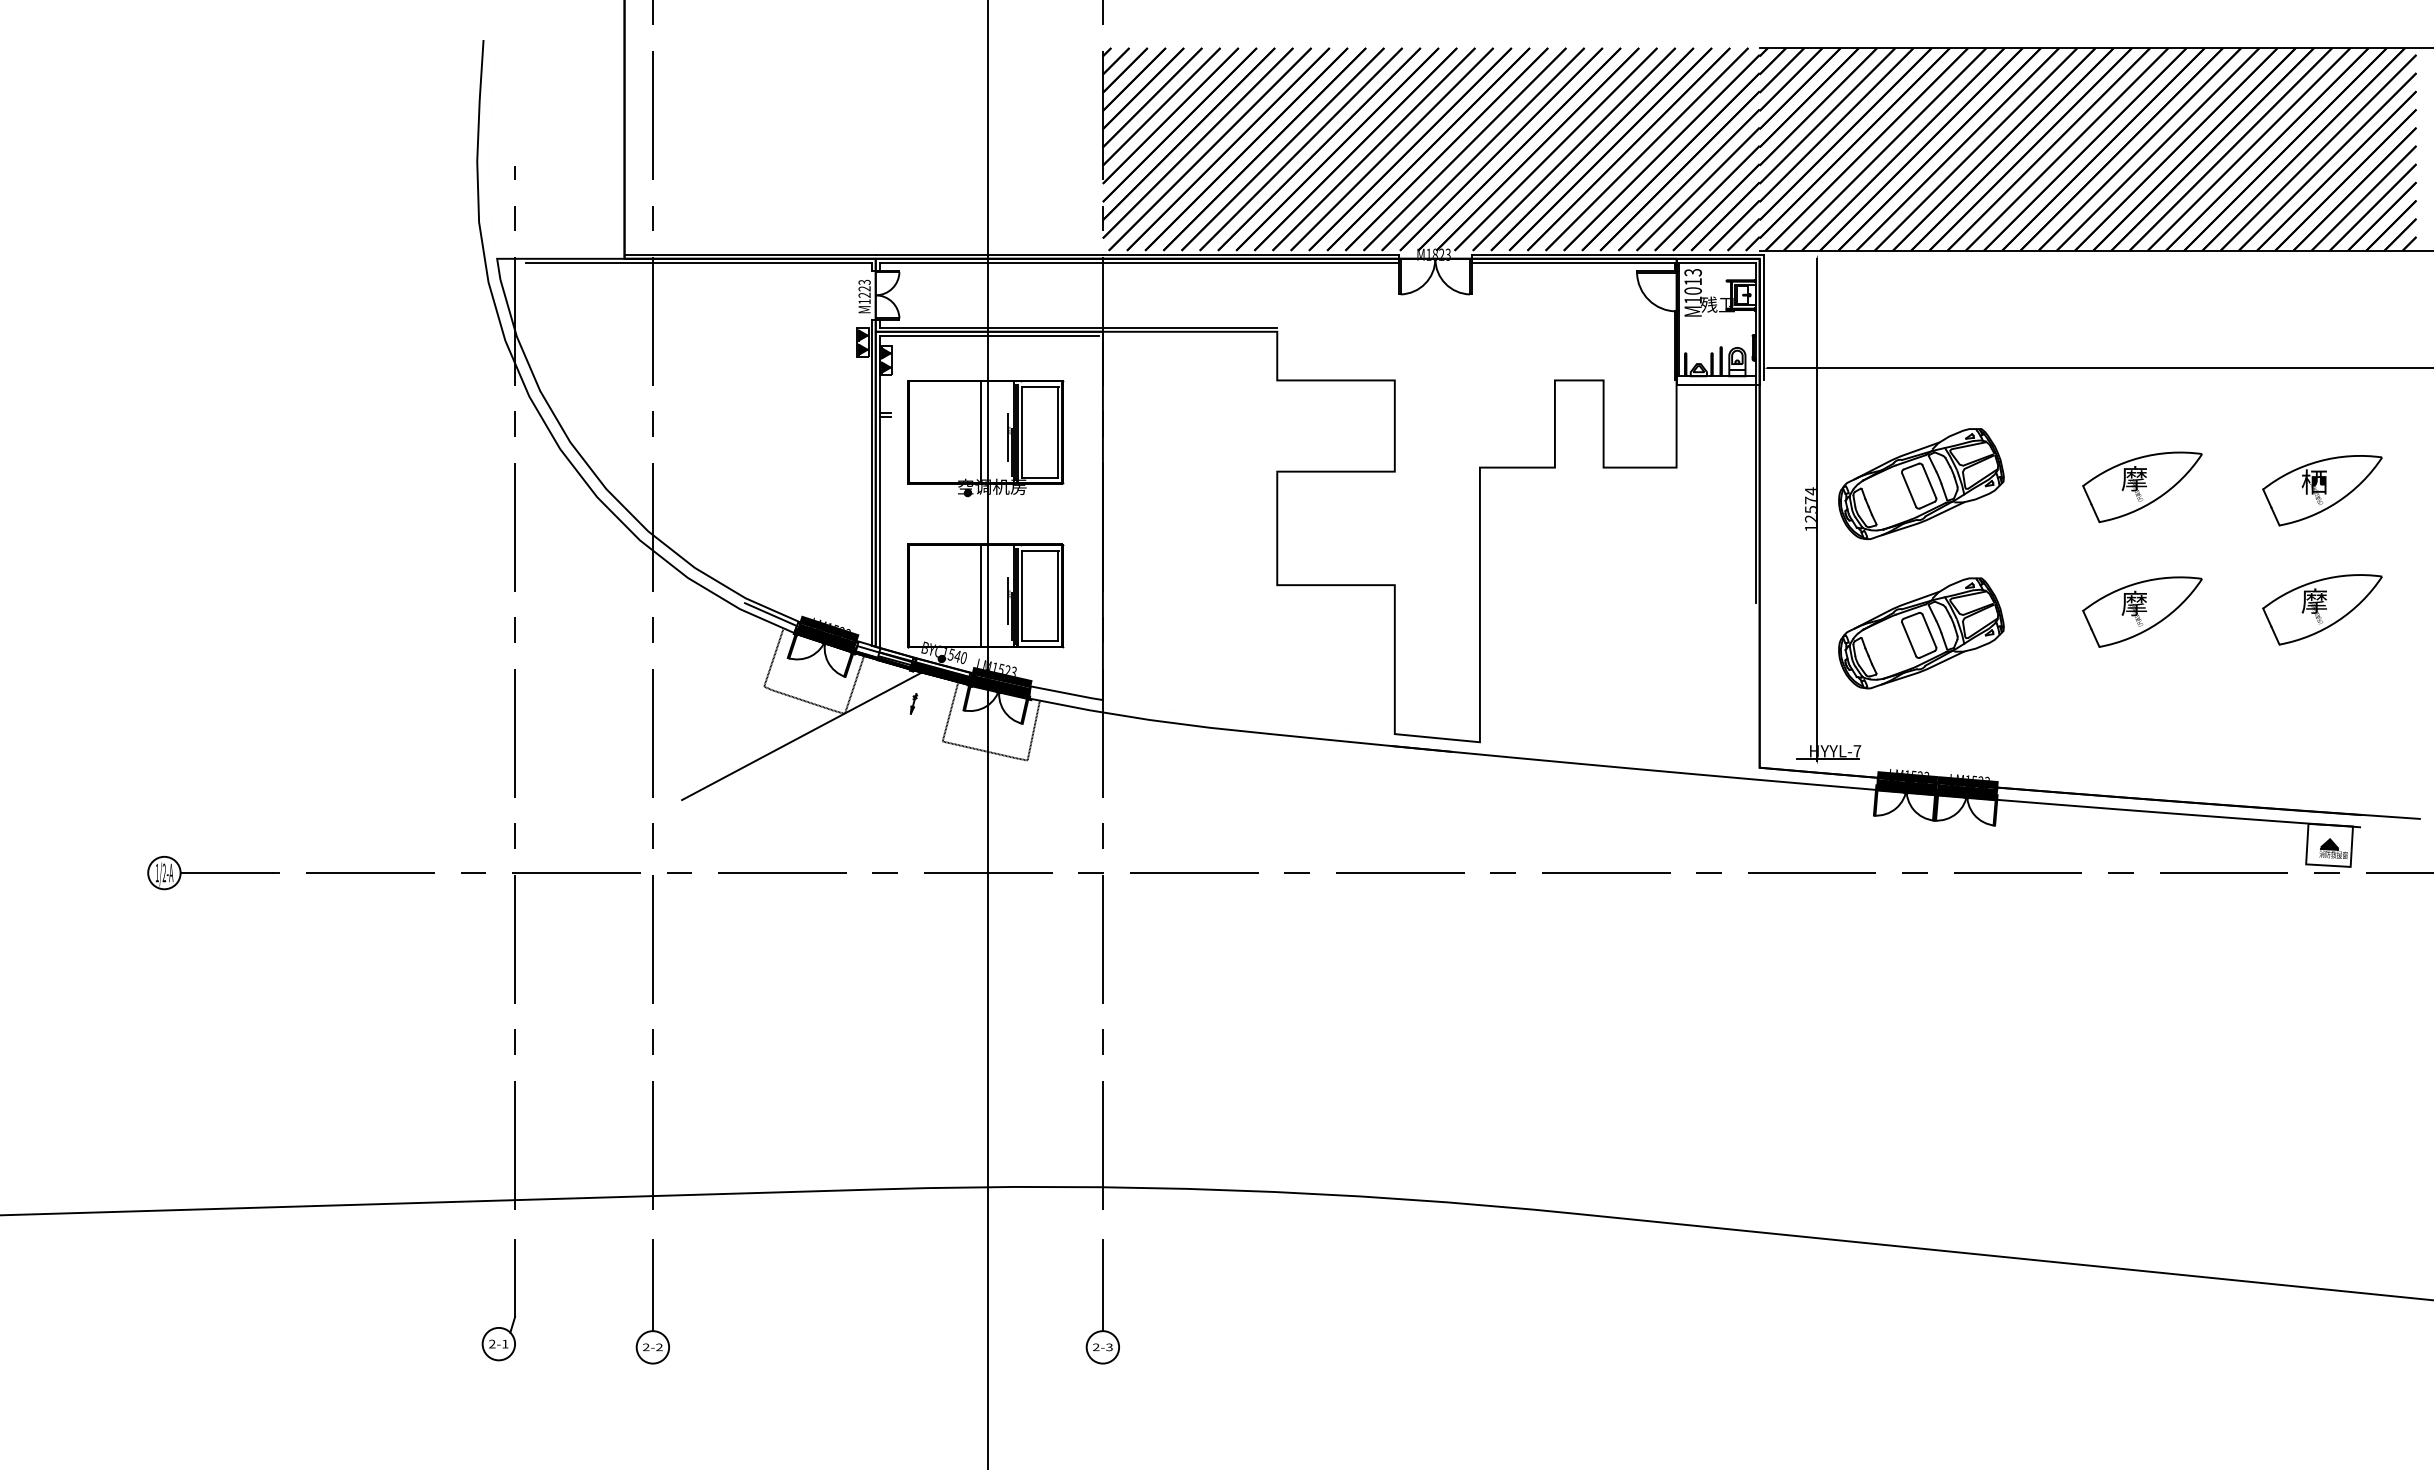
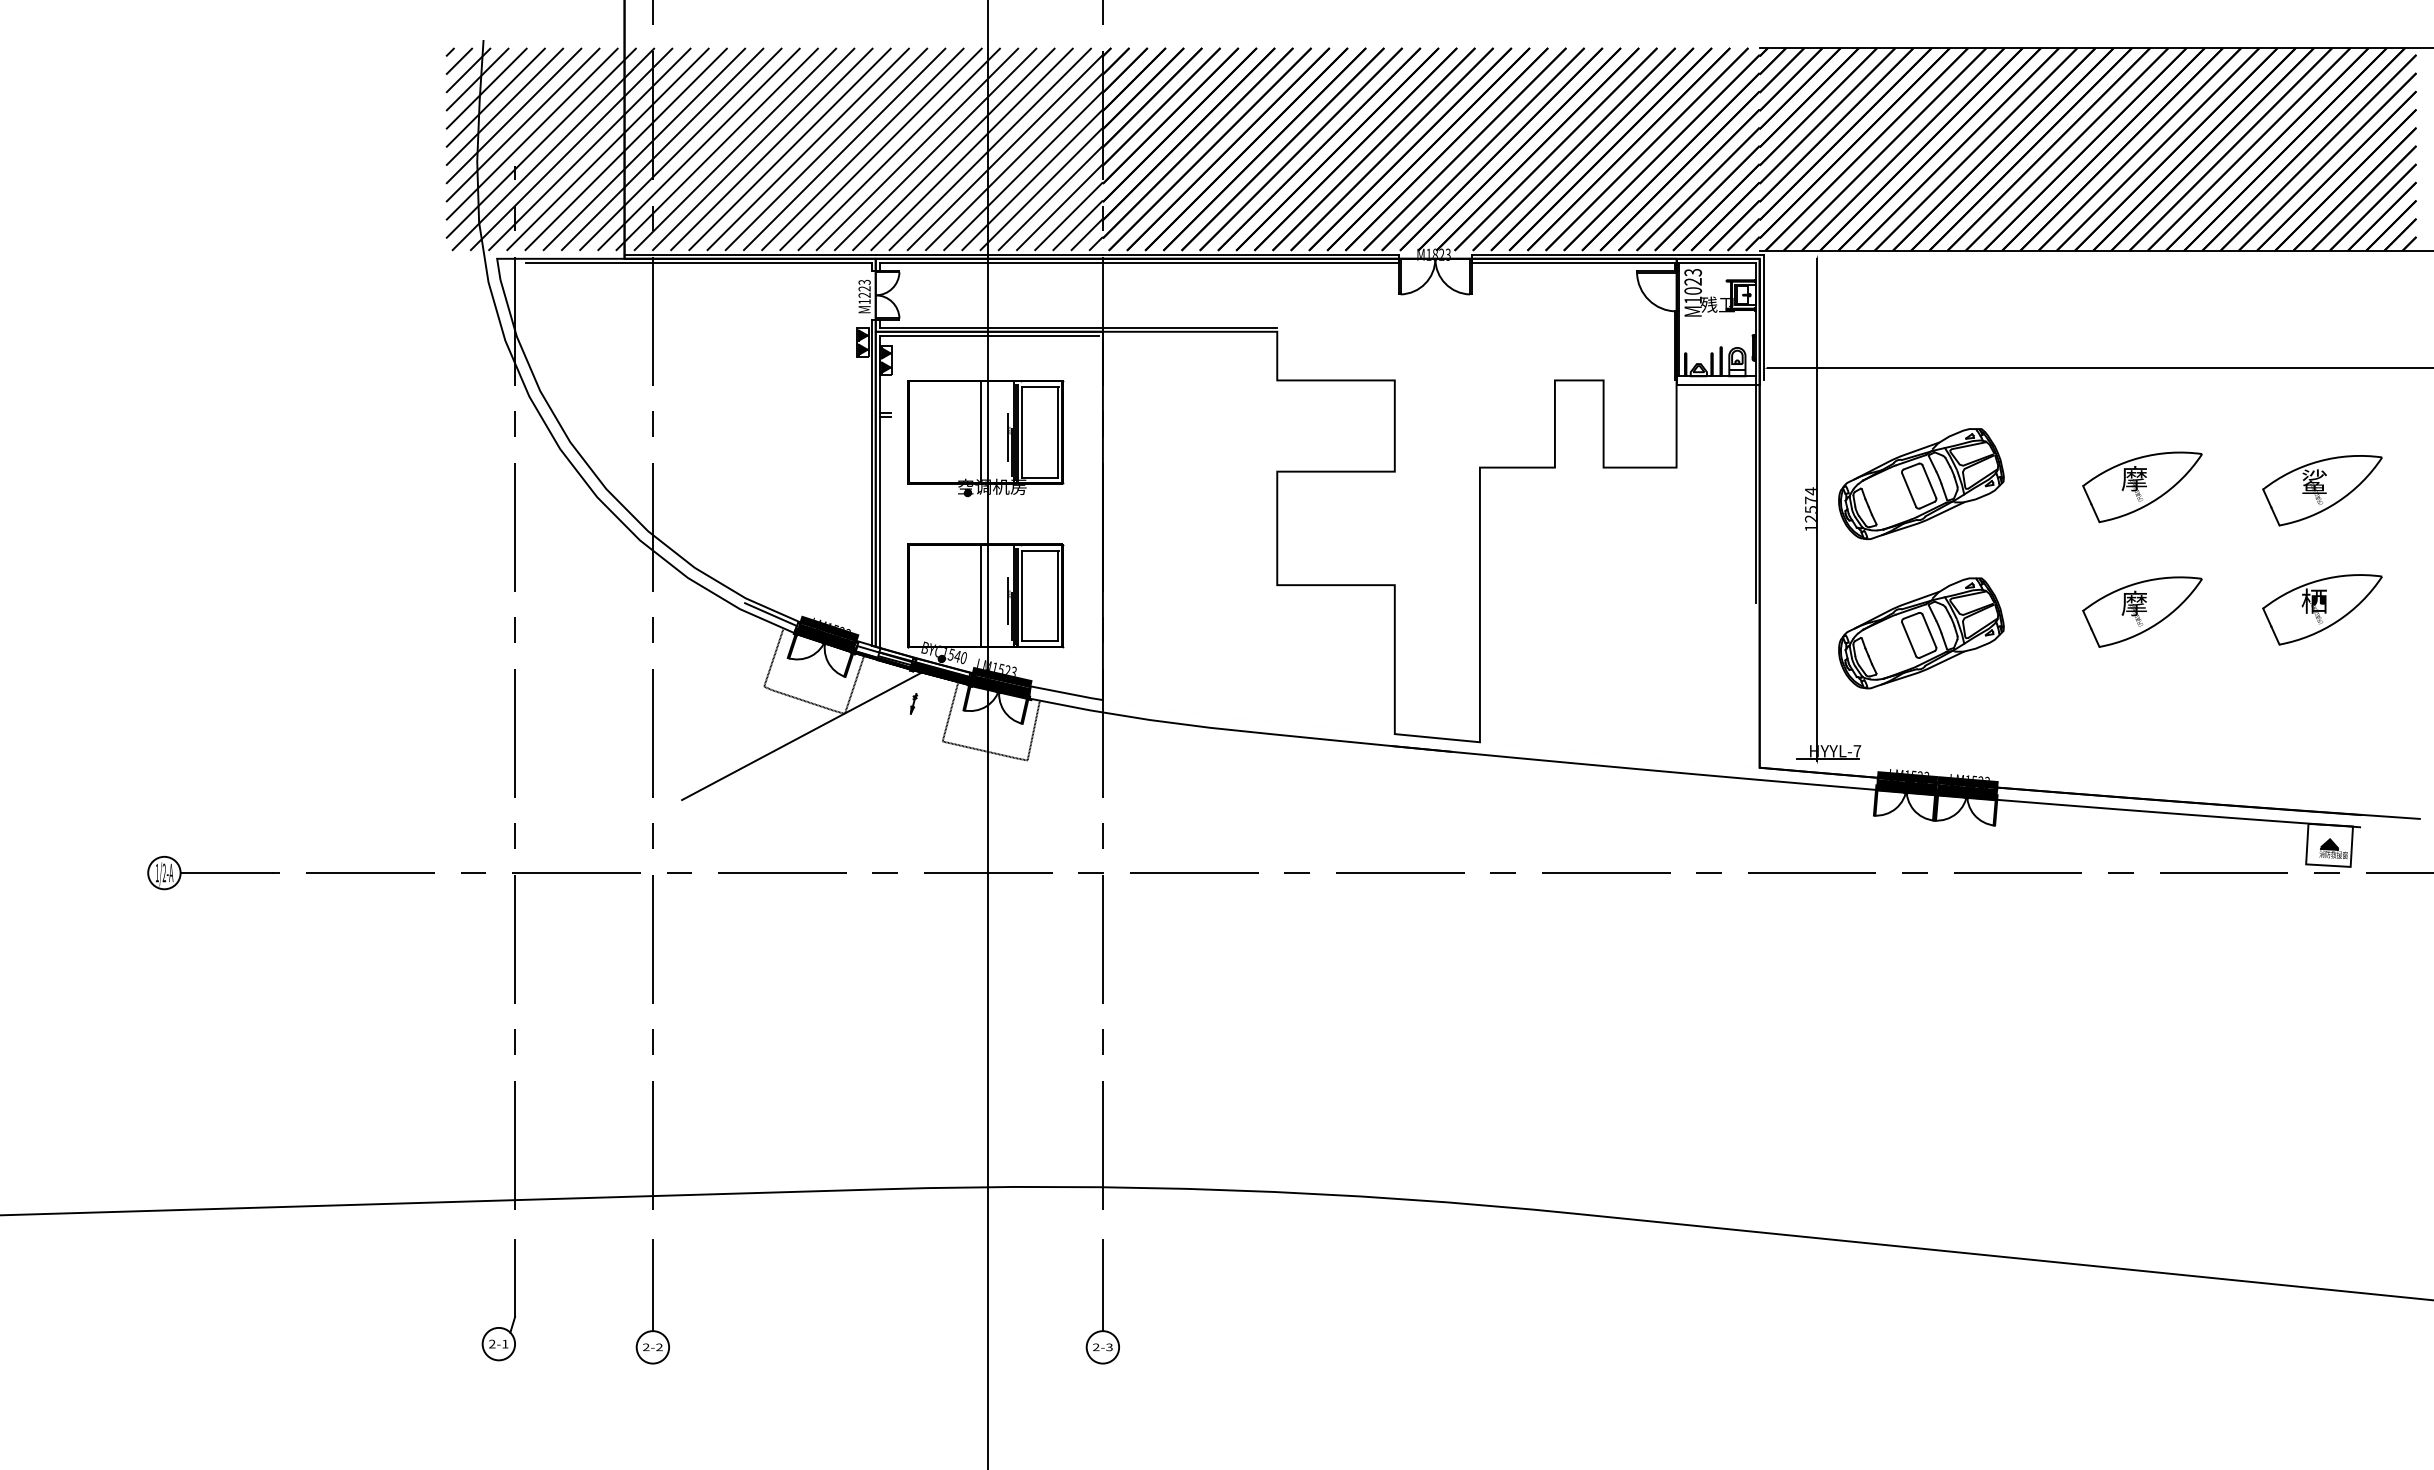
hatch: none -> present (774, 149)
text: M1013 -> M1023 (1692, 281)
text: 栖 -> 鲨 (2313, 481)
text: 摩 -> 栖 (2313, 600)
